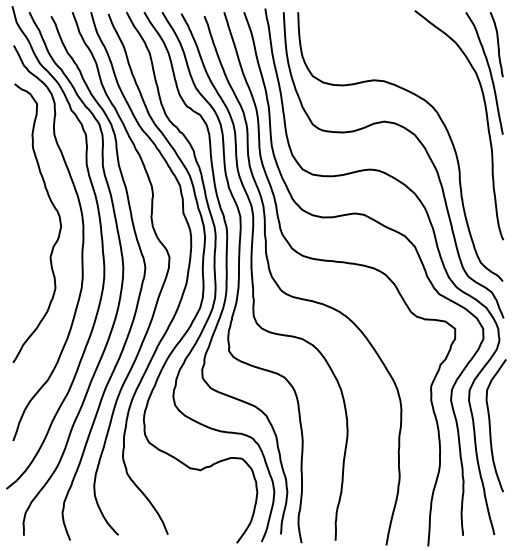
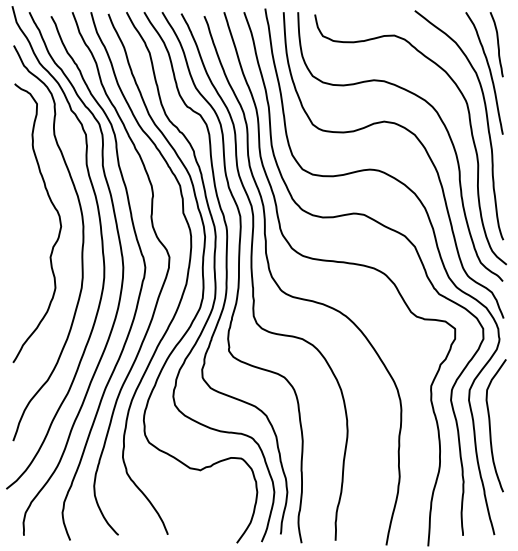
curve: none -> present (470, 131)
